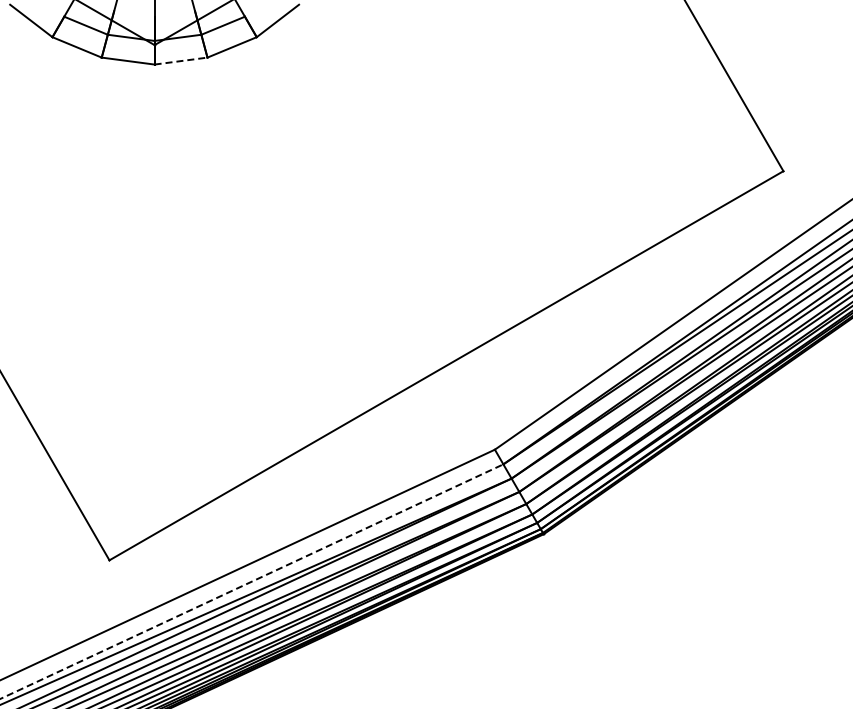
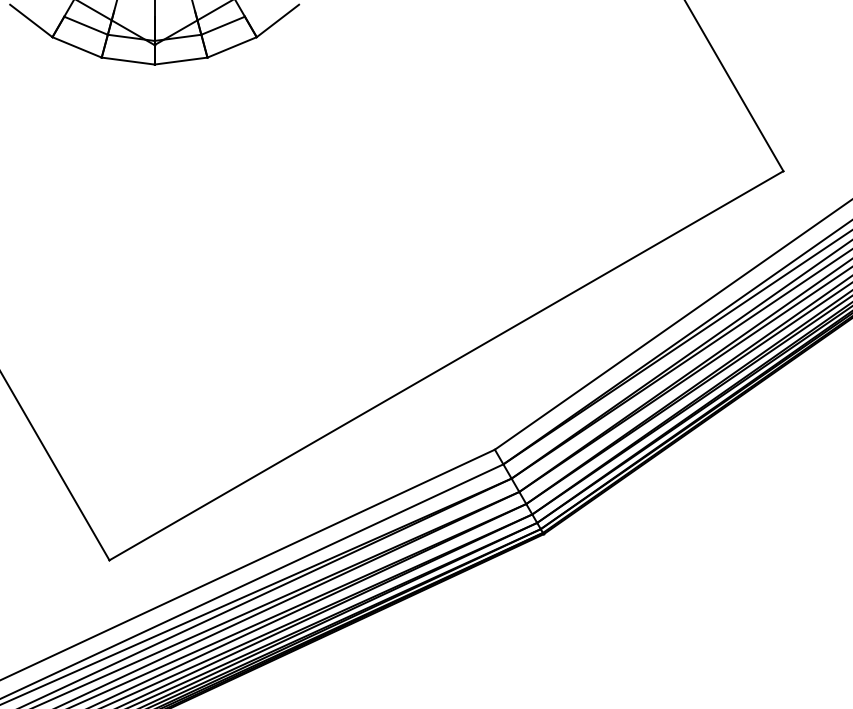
line: dashed -> solid (181, 61)
line: dashed -> solid (252, 581)
